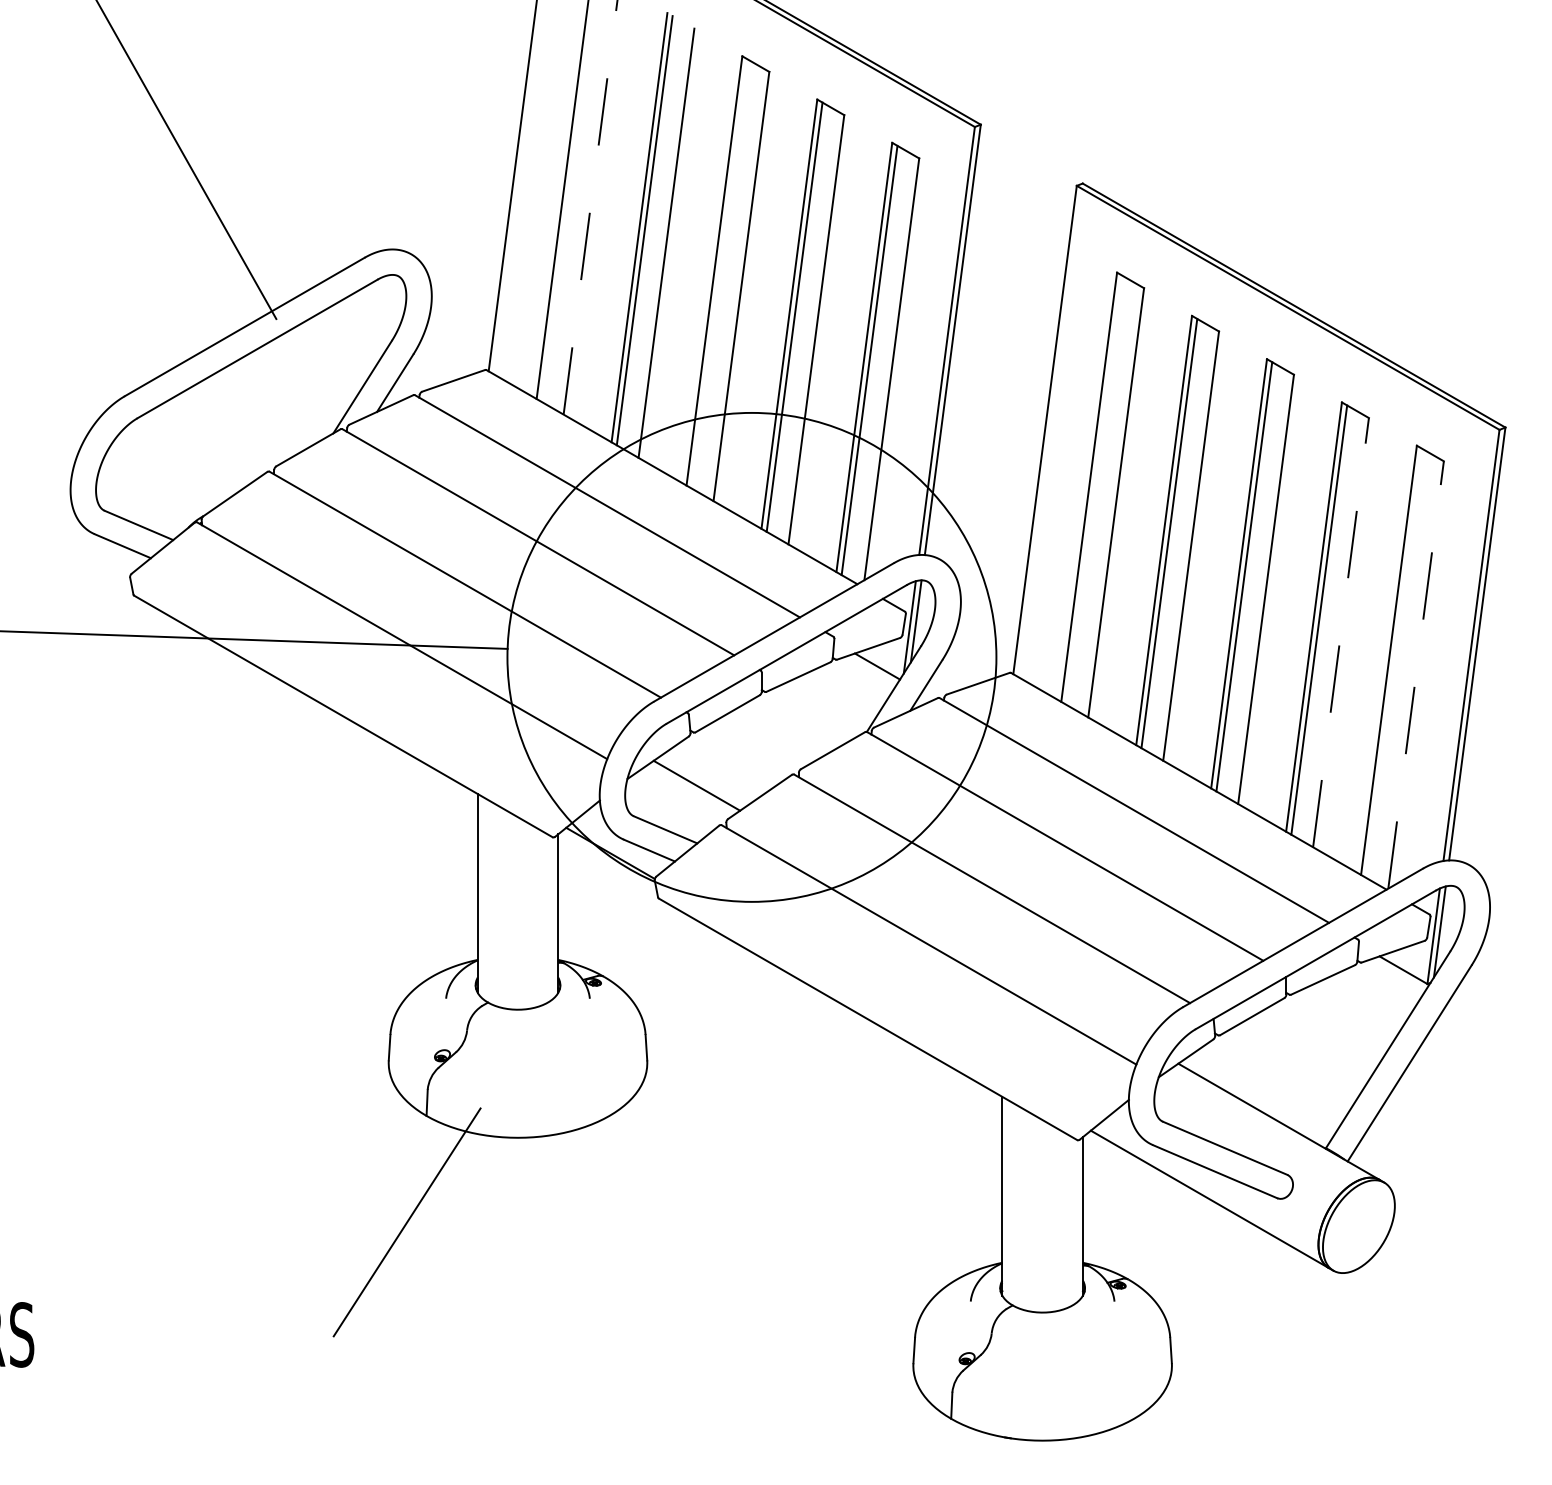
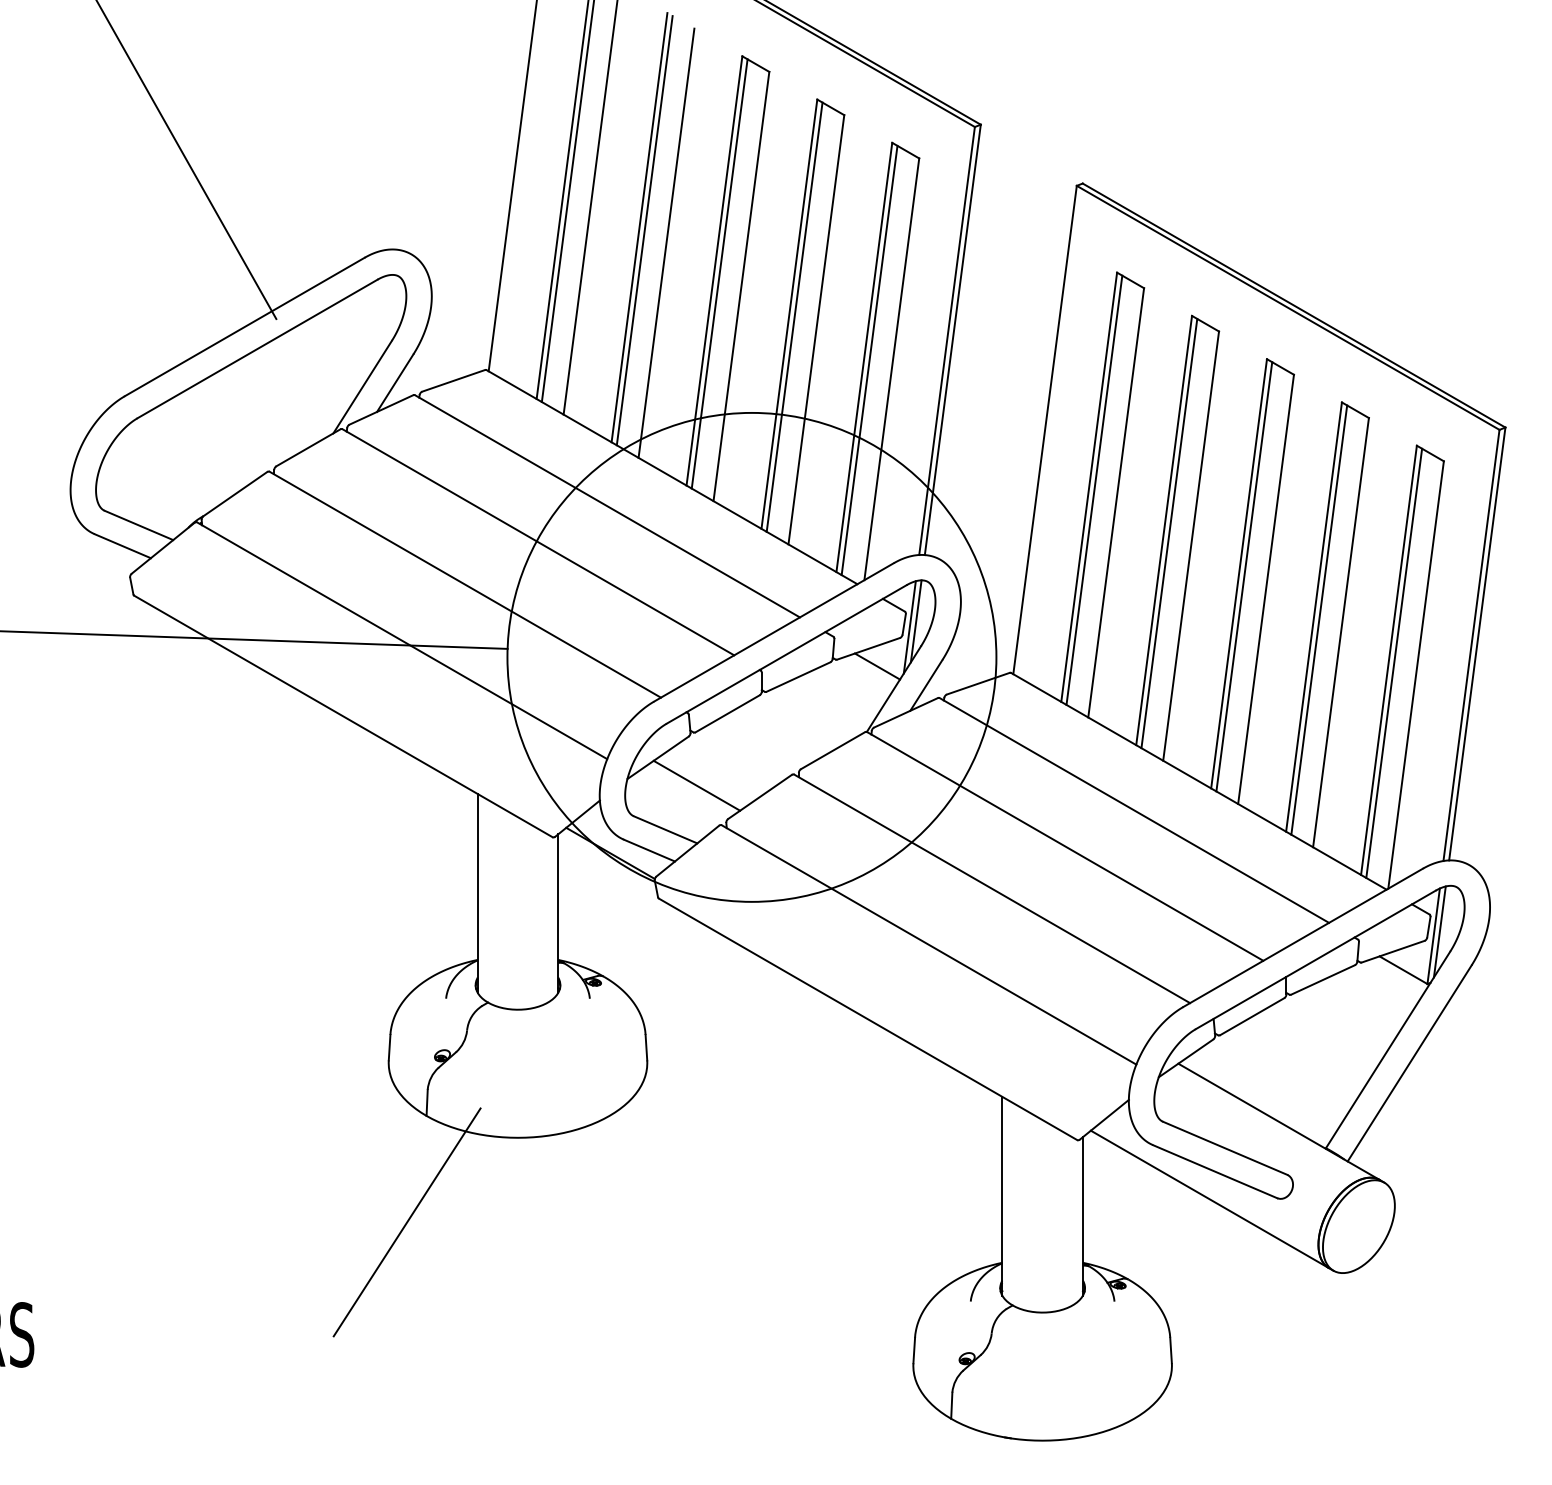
line: none -> present (567, 202)
line: dashed -> solid (590, 207)
line: none -> present (719, 273)
line: none -> present (1094, 489)
line: dashed -> solid (1341, 632)
line: none -> present (1394, 662)
line: dashed -> solid (1416, 674)
